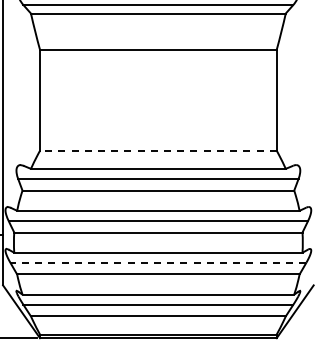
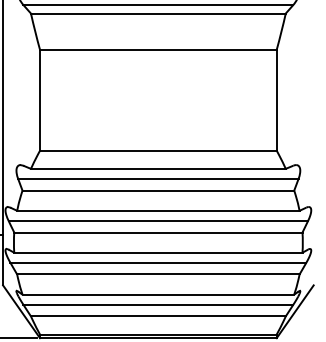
line: dashed -> solid (157, 150)
line: dashed -> solid (158, 262)
